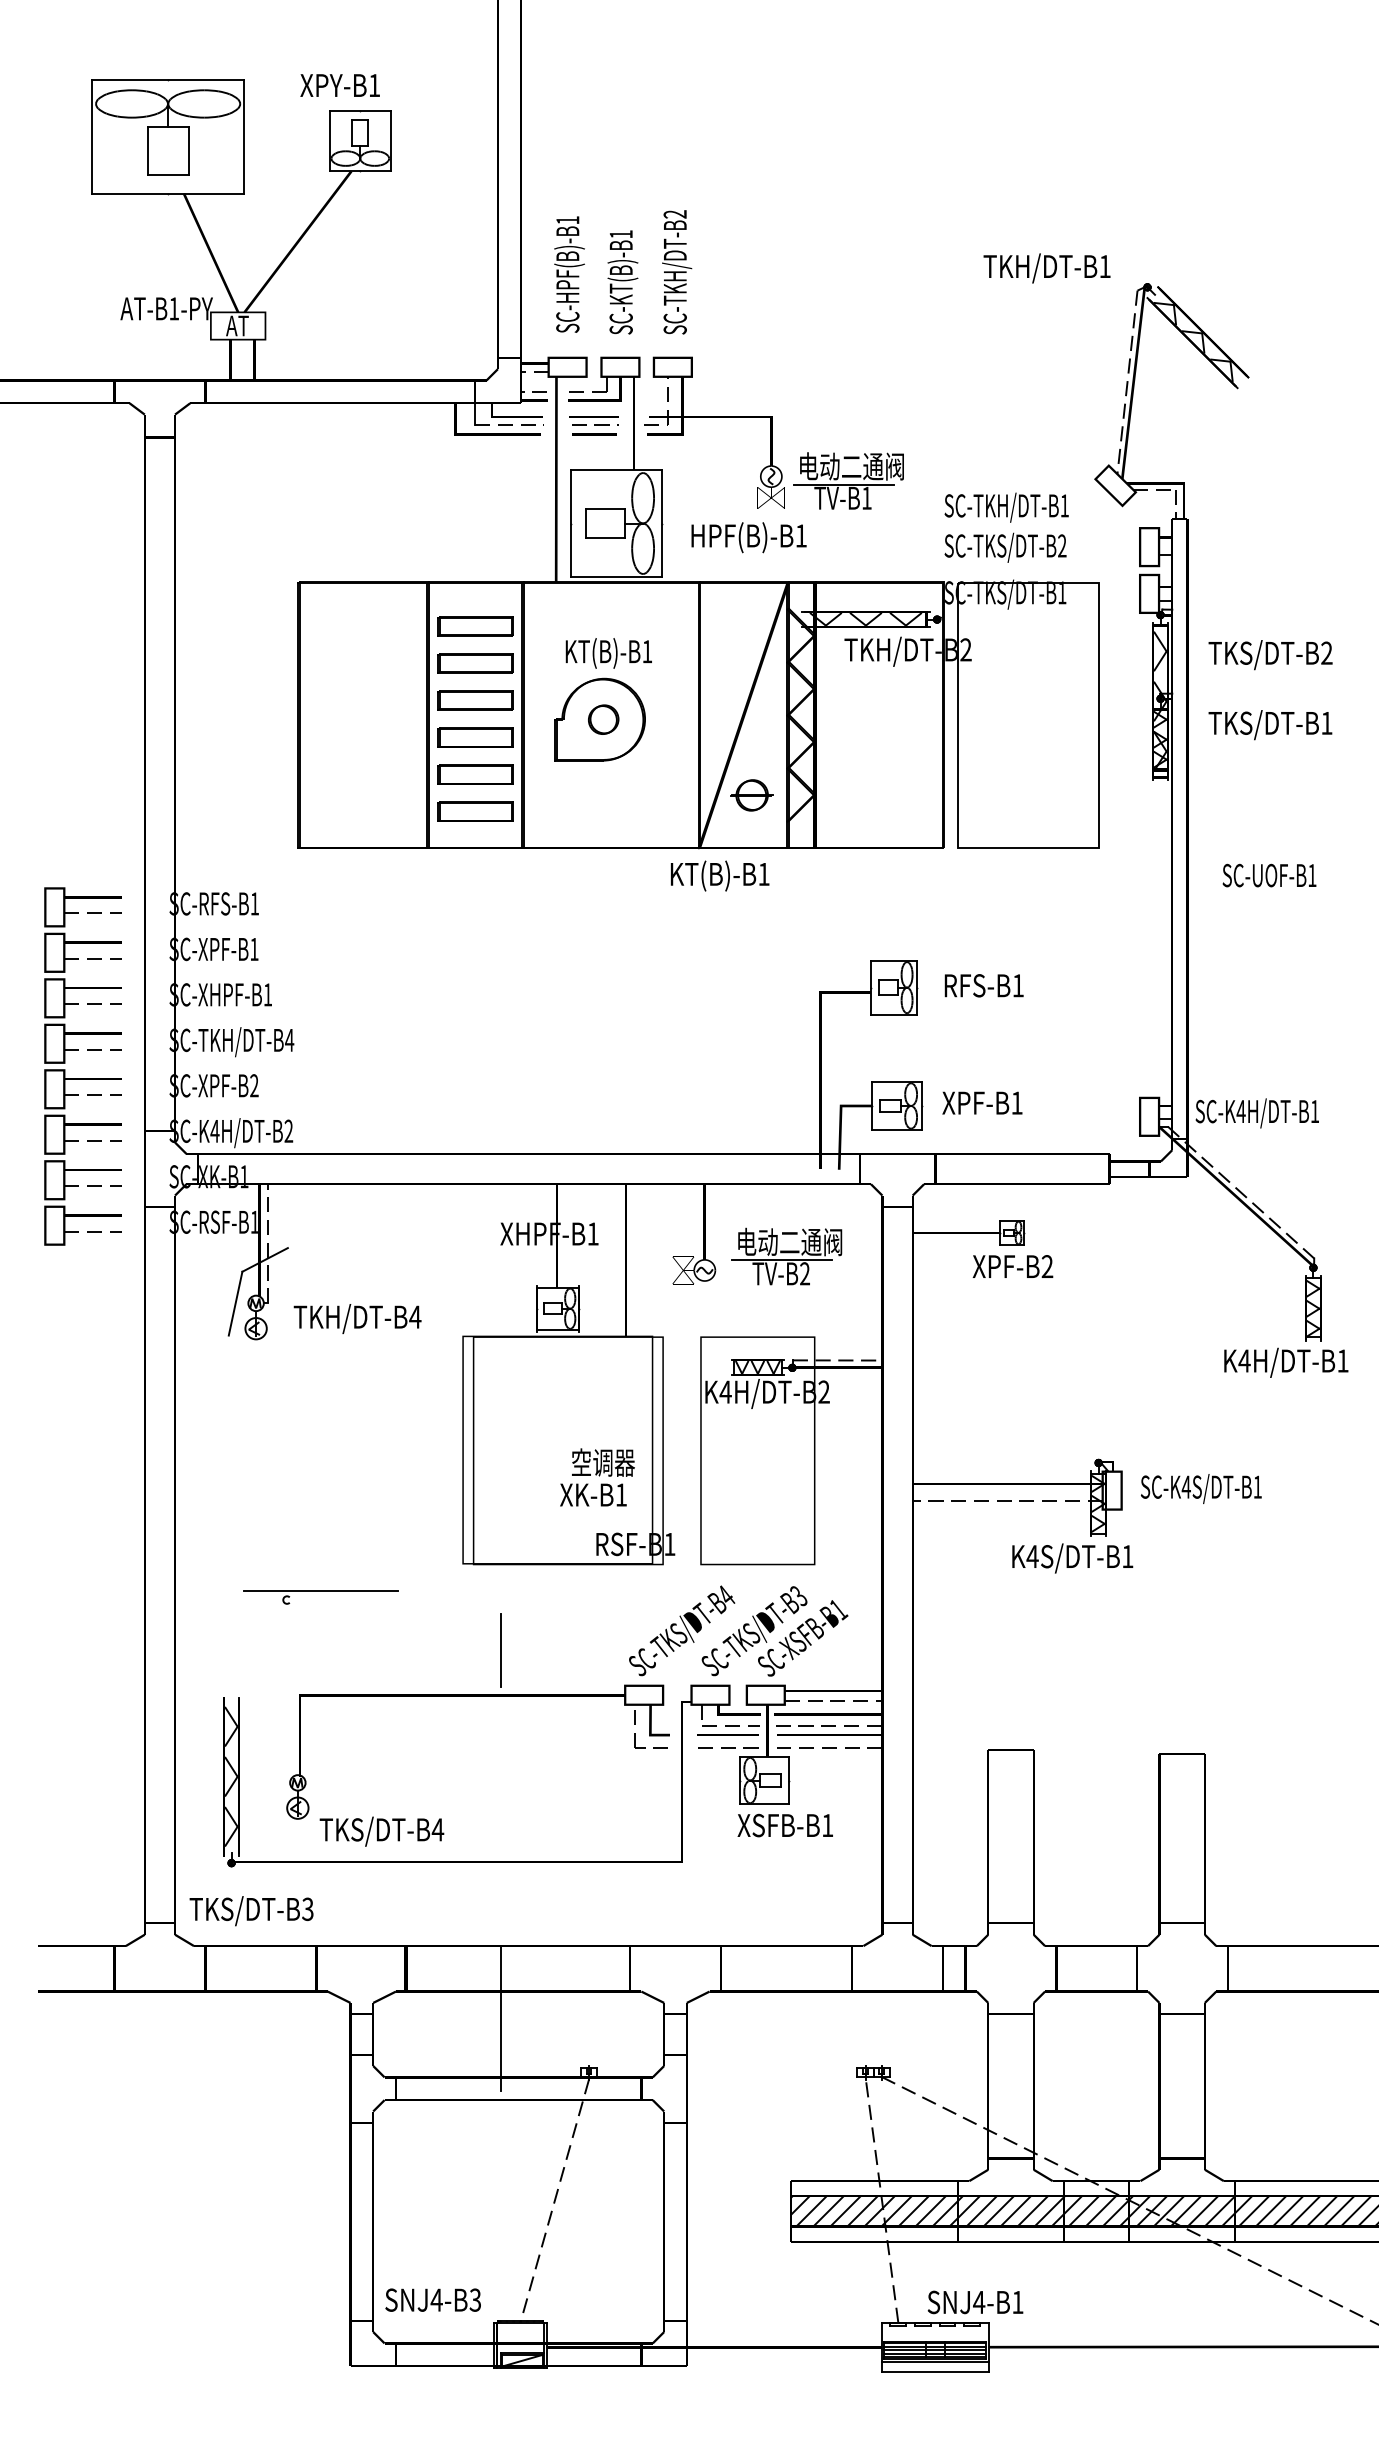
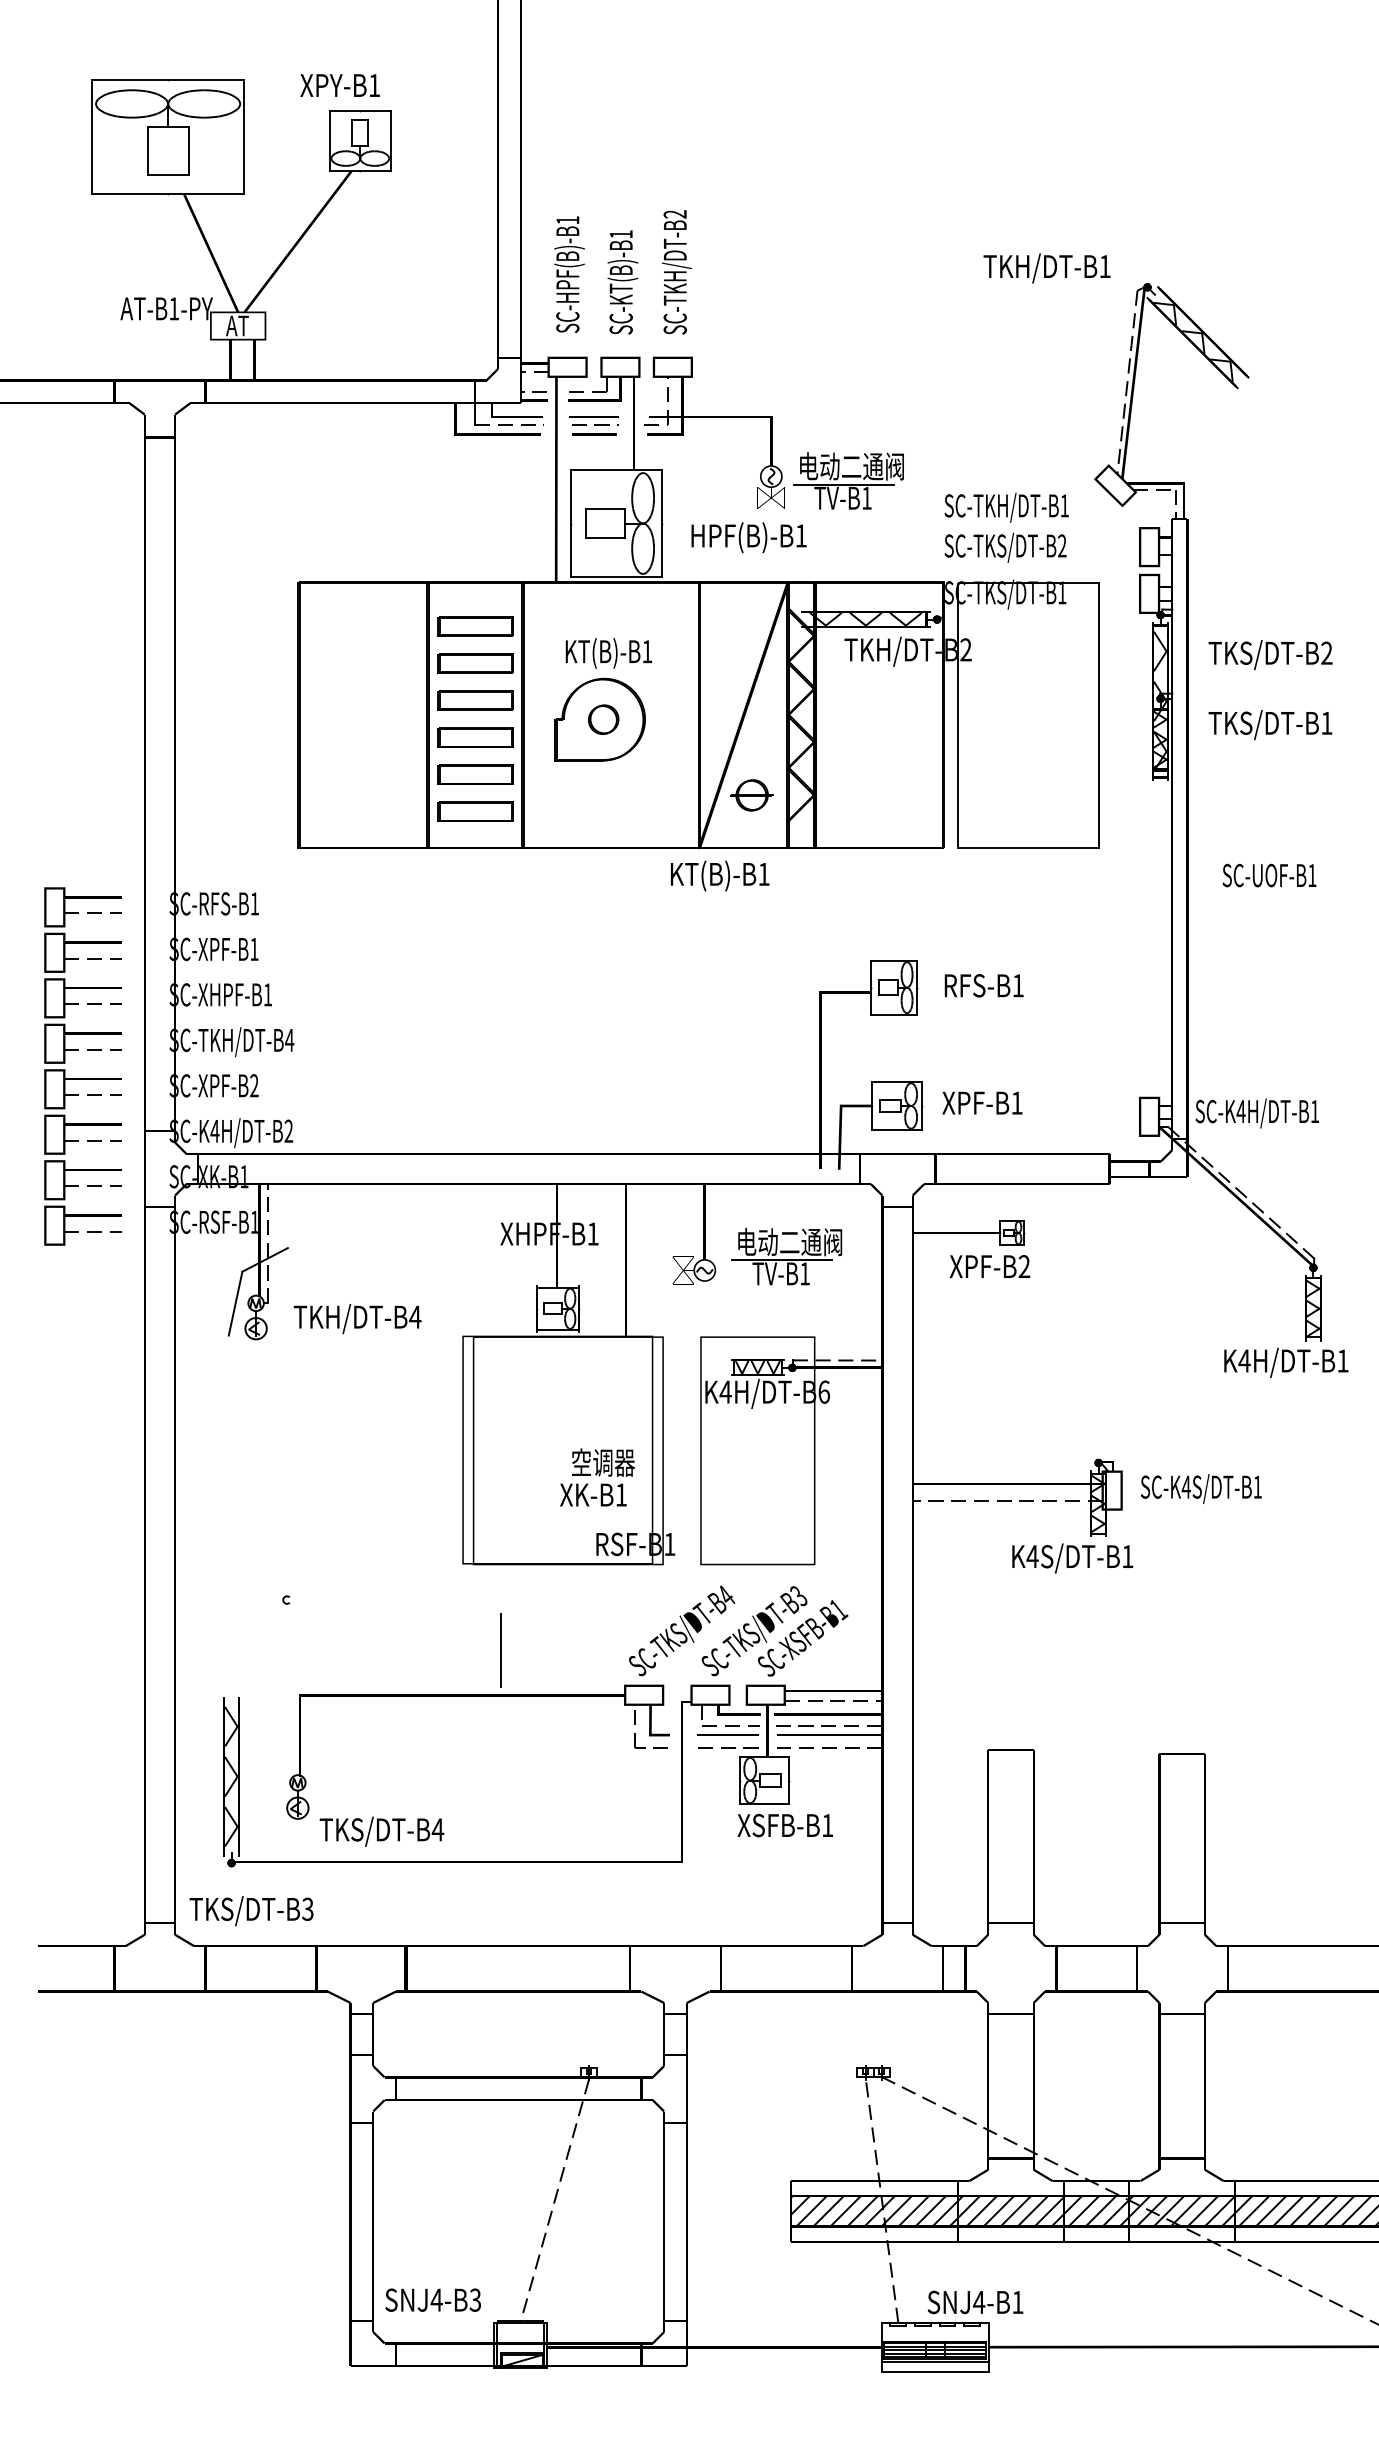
text position: (1012, 1266) -> (989, 1266) (989, 1266)
text: TV-B2 -> TV-B1 (804, 1273)
text: K4H/DT-B2 -> K4H/DT-B6 (823, 1391)
line: present -> none (320, 1591)
line: present -> none (500, 2018)
